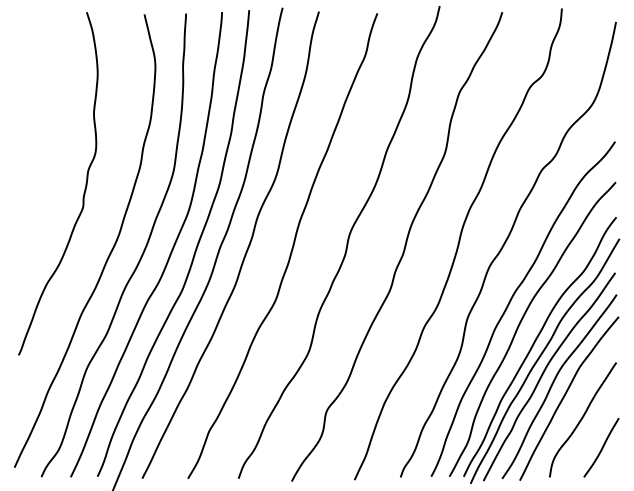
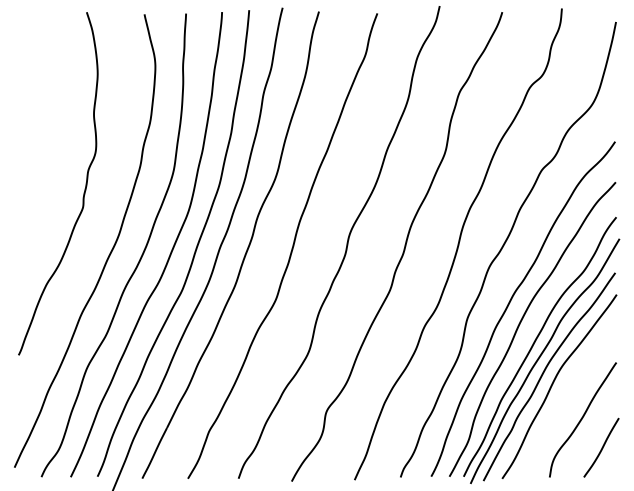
curve: present -> none (565, 396)
